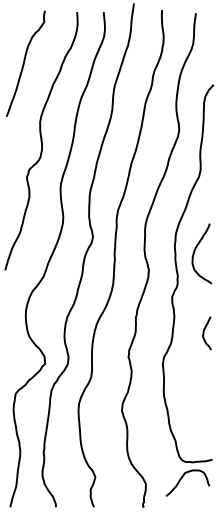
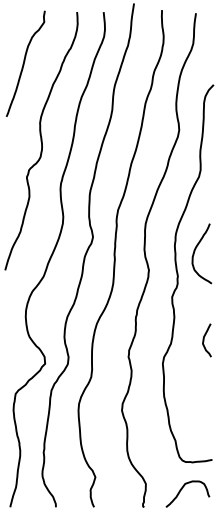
curve position: (204, 333) -> (204, 340) (204, 340)
curve position: (182, 478) -> (182, 489) (182, 489)
